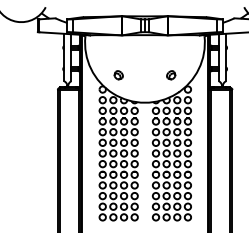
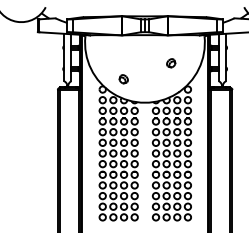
part position: (118, 75) -> (123, 79) (123, 79)
part position: (171, 75) -> (171, 63) (171, 63)
